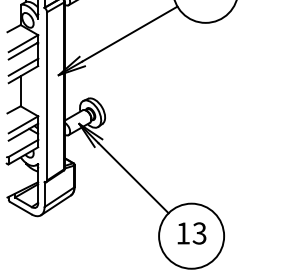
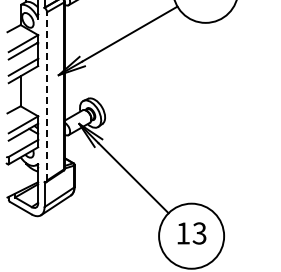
line: solid -> dashed (47, 95)
